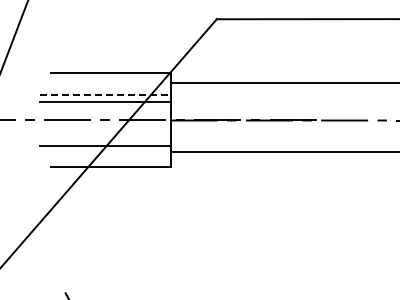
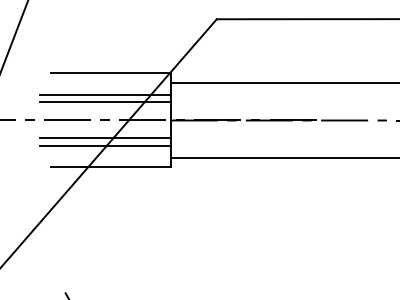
line: dashed -> solid (105, 94)
line: none -> present (105, 137)
line position: (283, 152) -> (283, 158) (283, 158)
